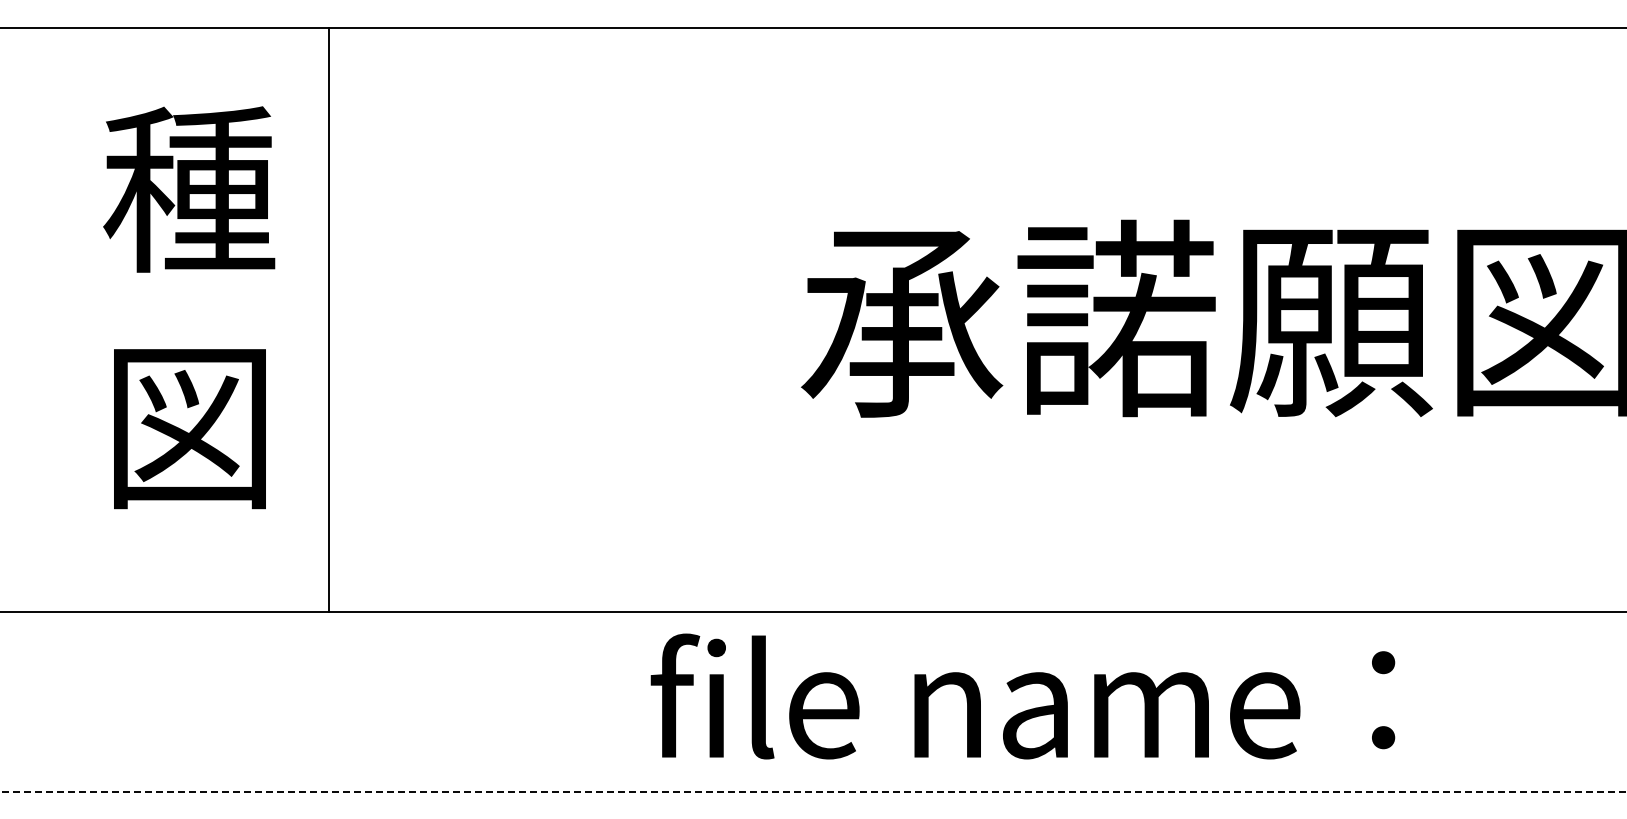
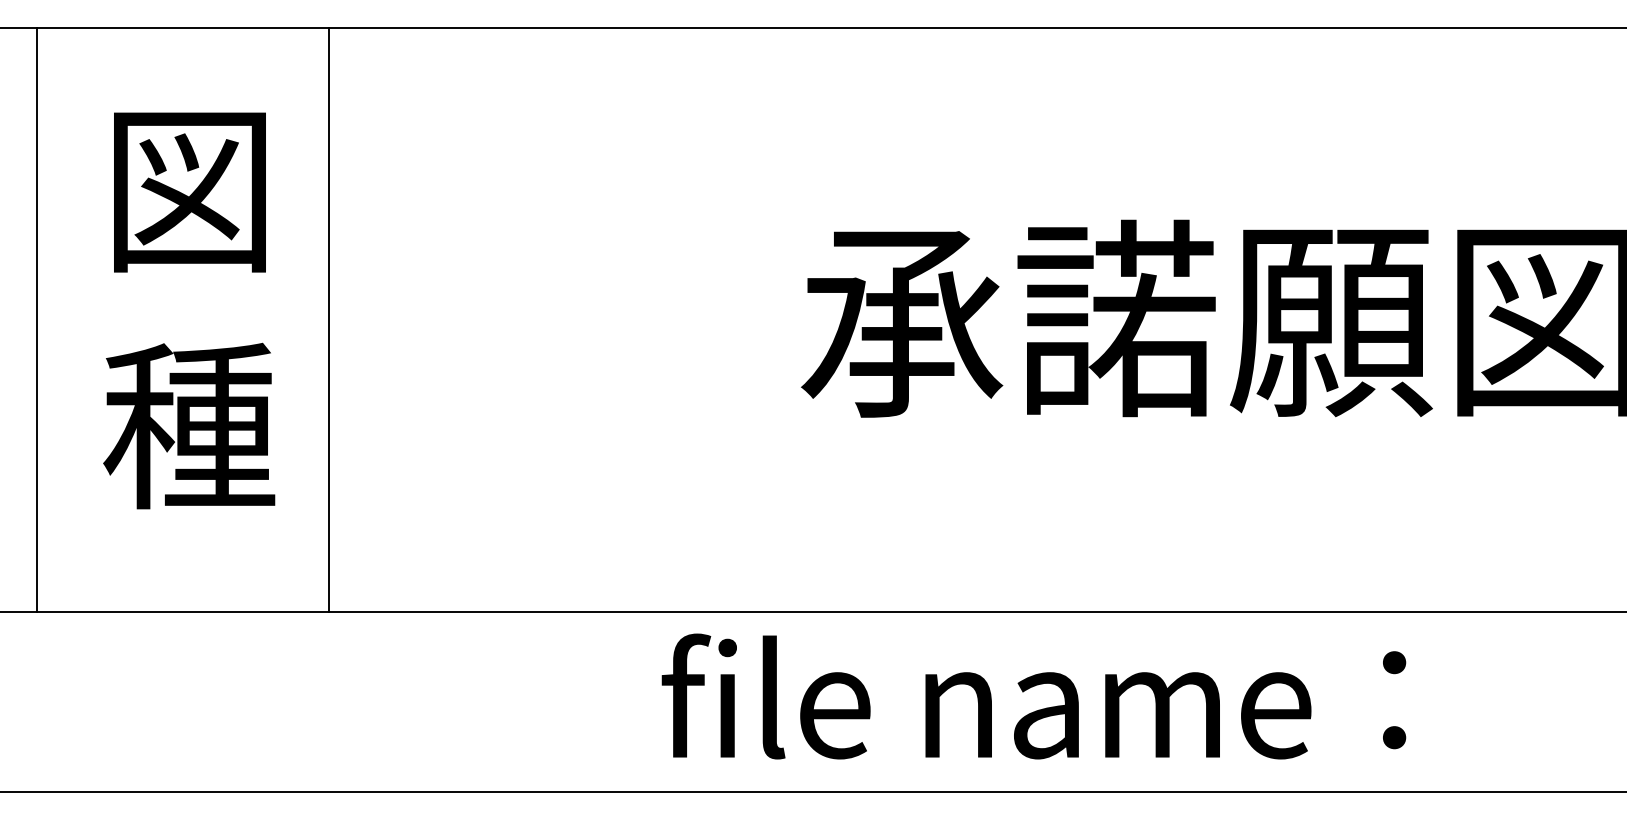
text: 種 -> 図 (189, 189)
line: none -> present (37, 320)
text: 図 -> 種 (189, 425)
text position: (1022, 696) -> (1033, 696) (1033, 696)
line: dashed -> solid (814, 792)
